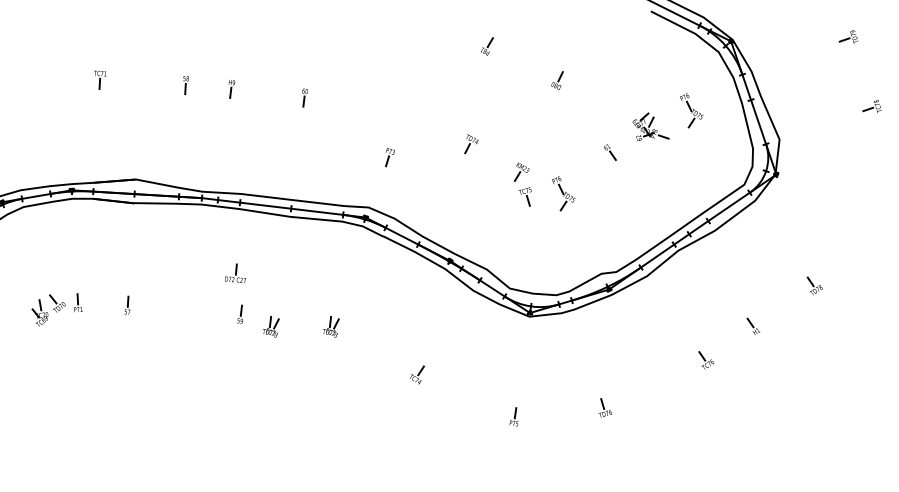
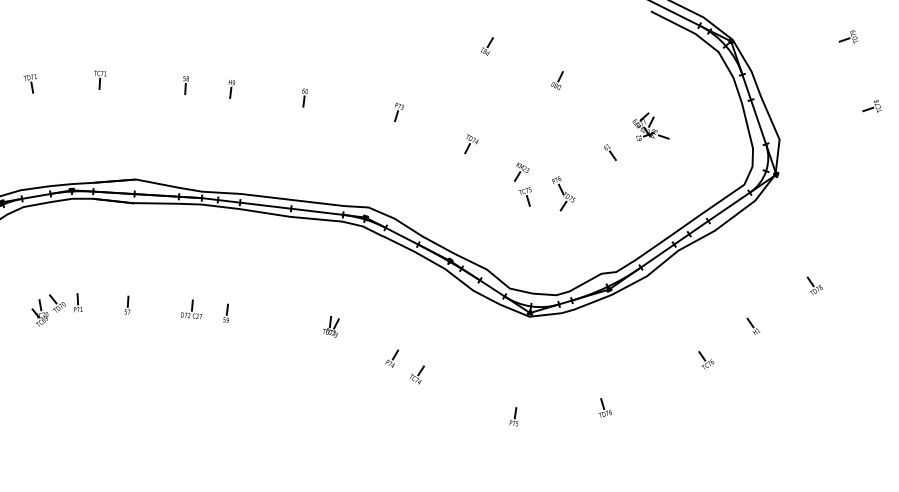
part: none -> present (29, 83)
part: present -> none (691, 110)
part position: (389, 157) -> (398, 112) (398, 112)
part position: (235, 272) -> (191, 308) (191, 308)
part position: (239, 313) -> (225, 312) (225, 312)
part: present -> none (271, 326)
part: none -> present (392, 358)
